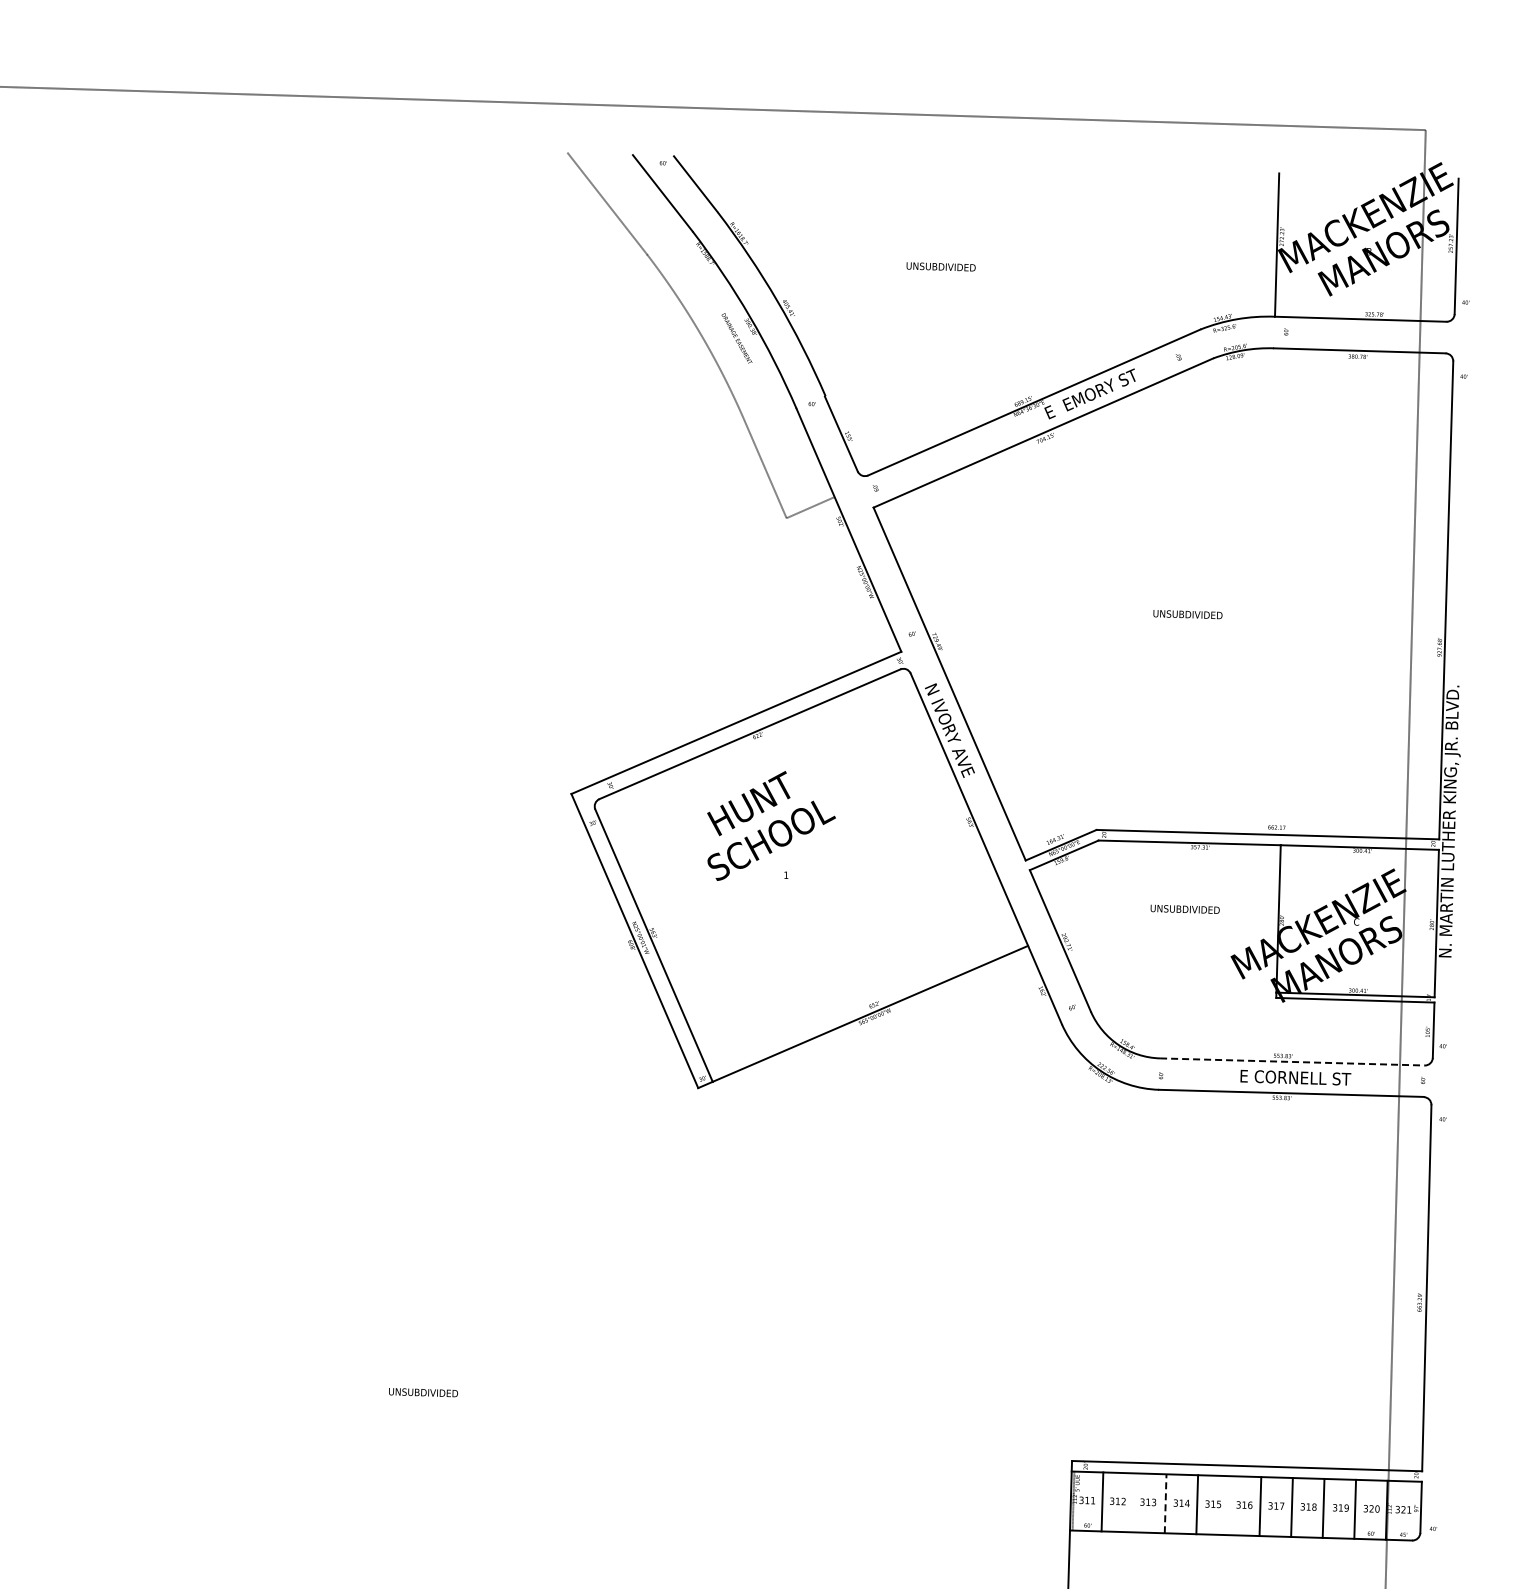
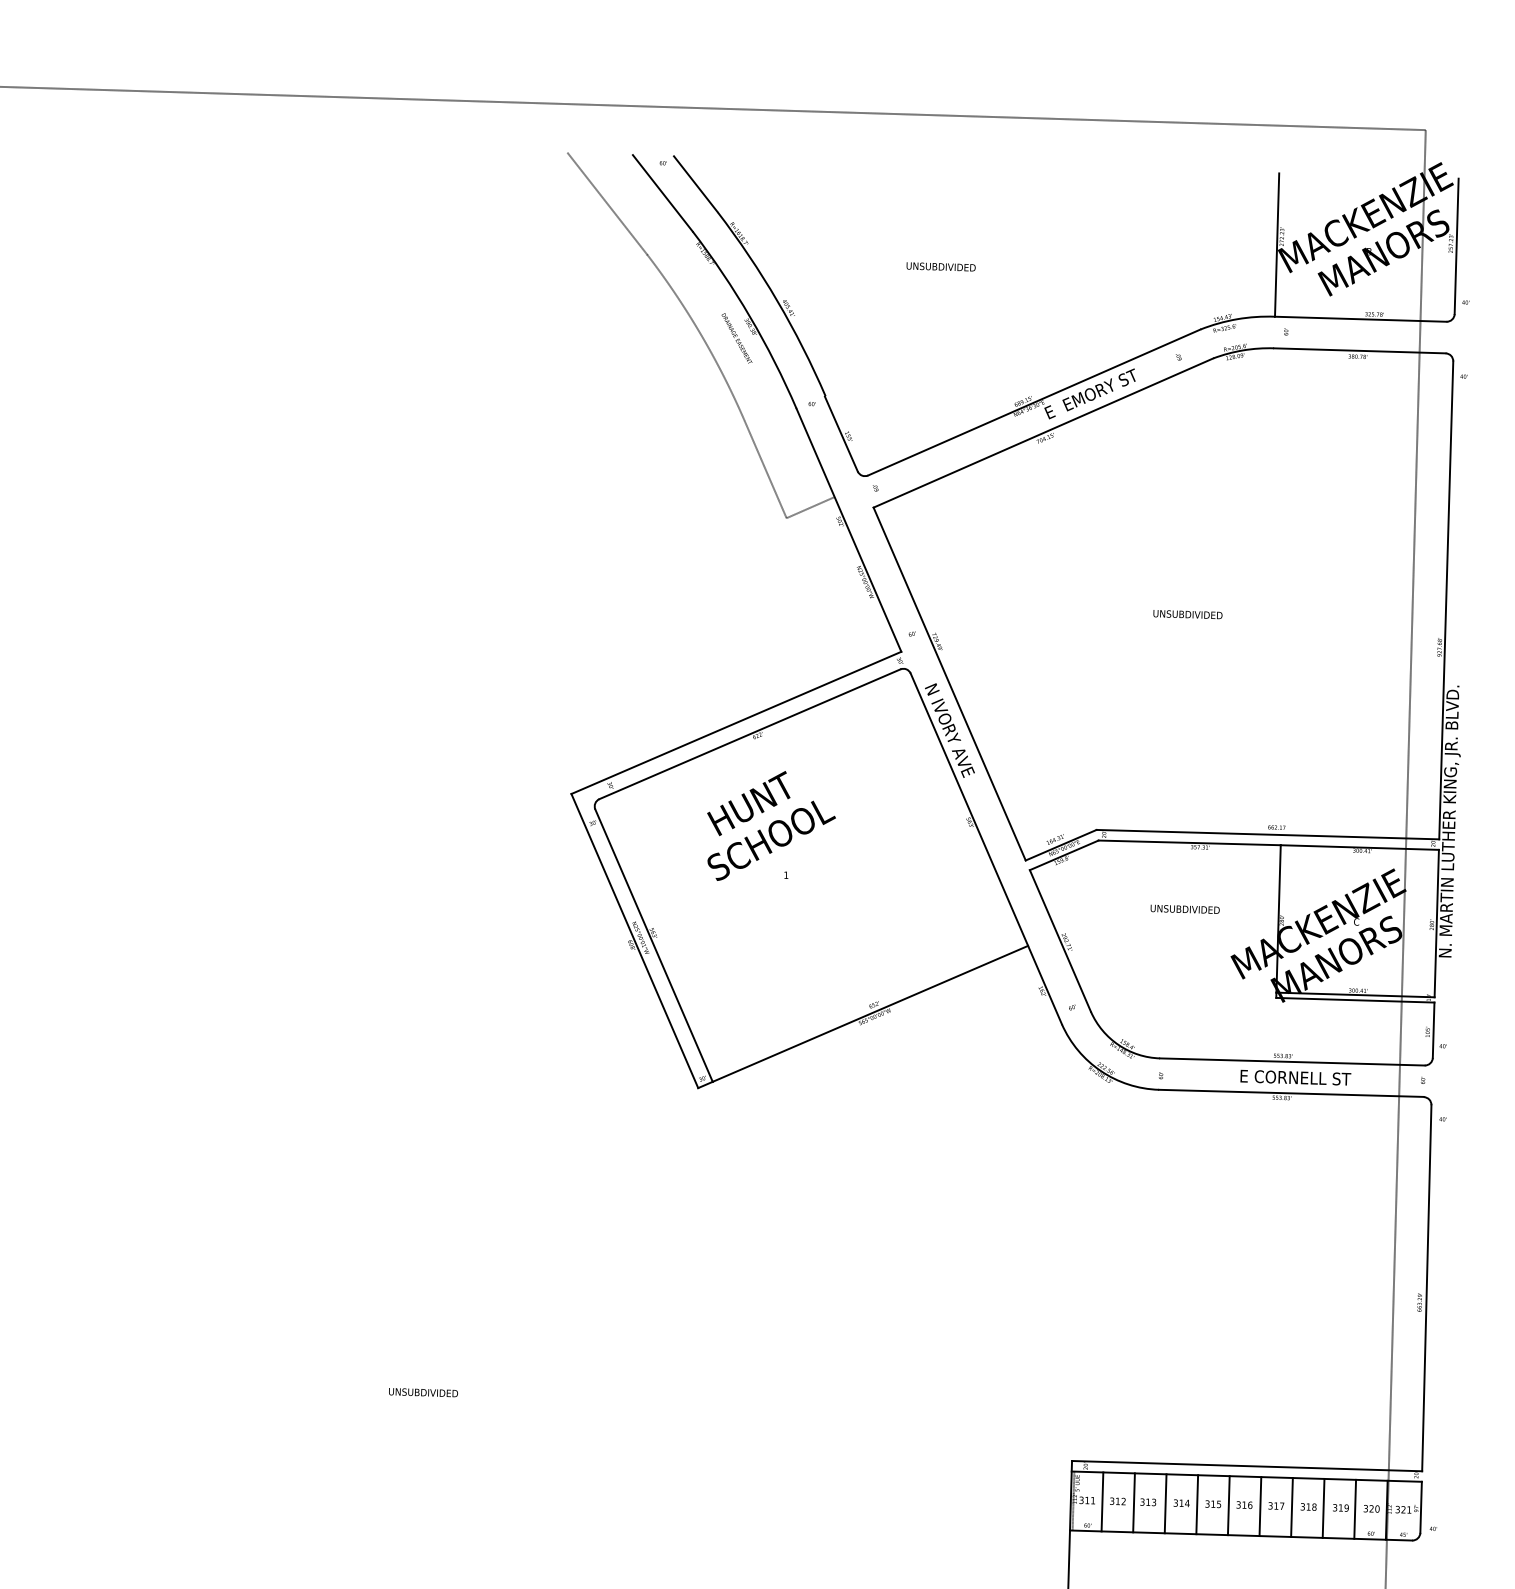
line: dashed -> solid (1292, 1061)
line: none -> present (1133, 1502)
line: dashed -> solid (1165, 1503)
line: none -> present (1228, 1505)
